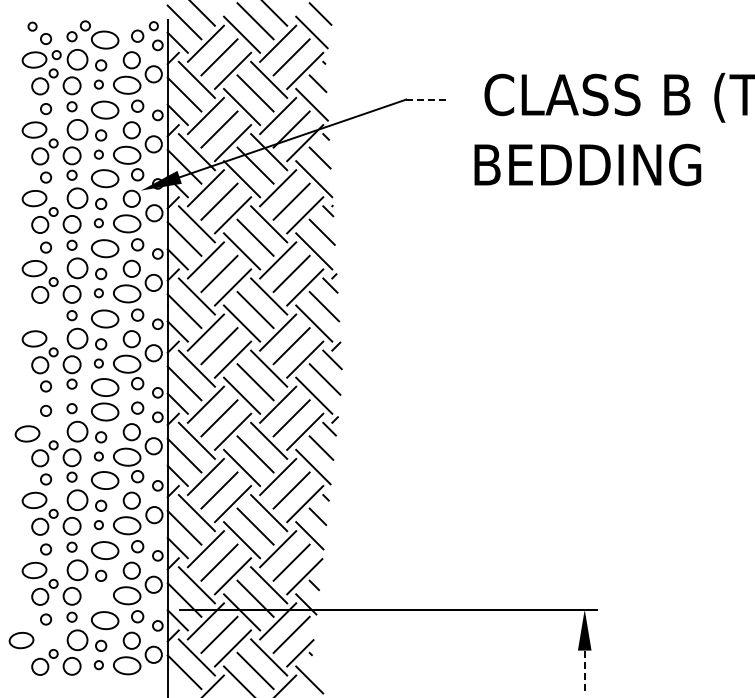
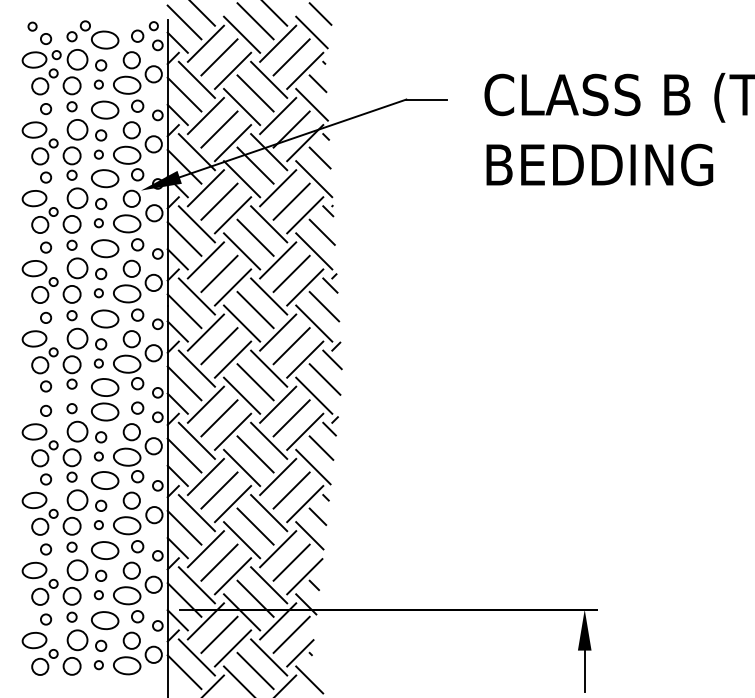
line: dashed -> solid (427, 99)
text position: (587, 164) -> (599, 164) (599, 164)
circle: none -> present (46, 317)
part position: (27, 433) -> (34, 431) (34, 431)
circle: none -> present (98, 595)
part position: (21, 640) -> (34, 640) (34, 640)
line: dashed -> solid (584, 671)
